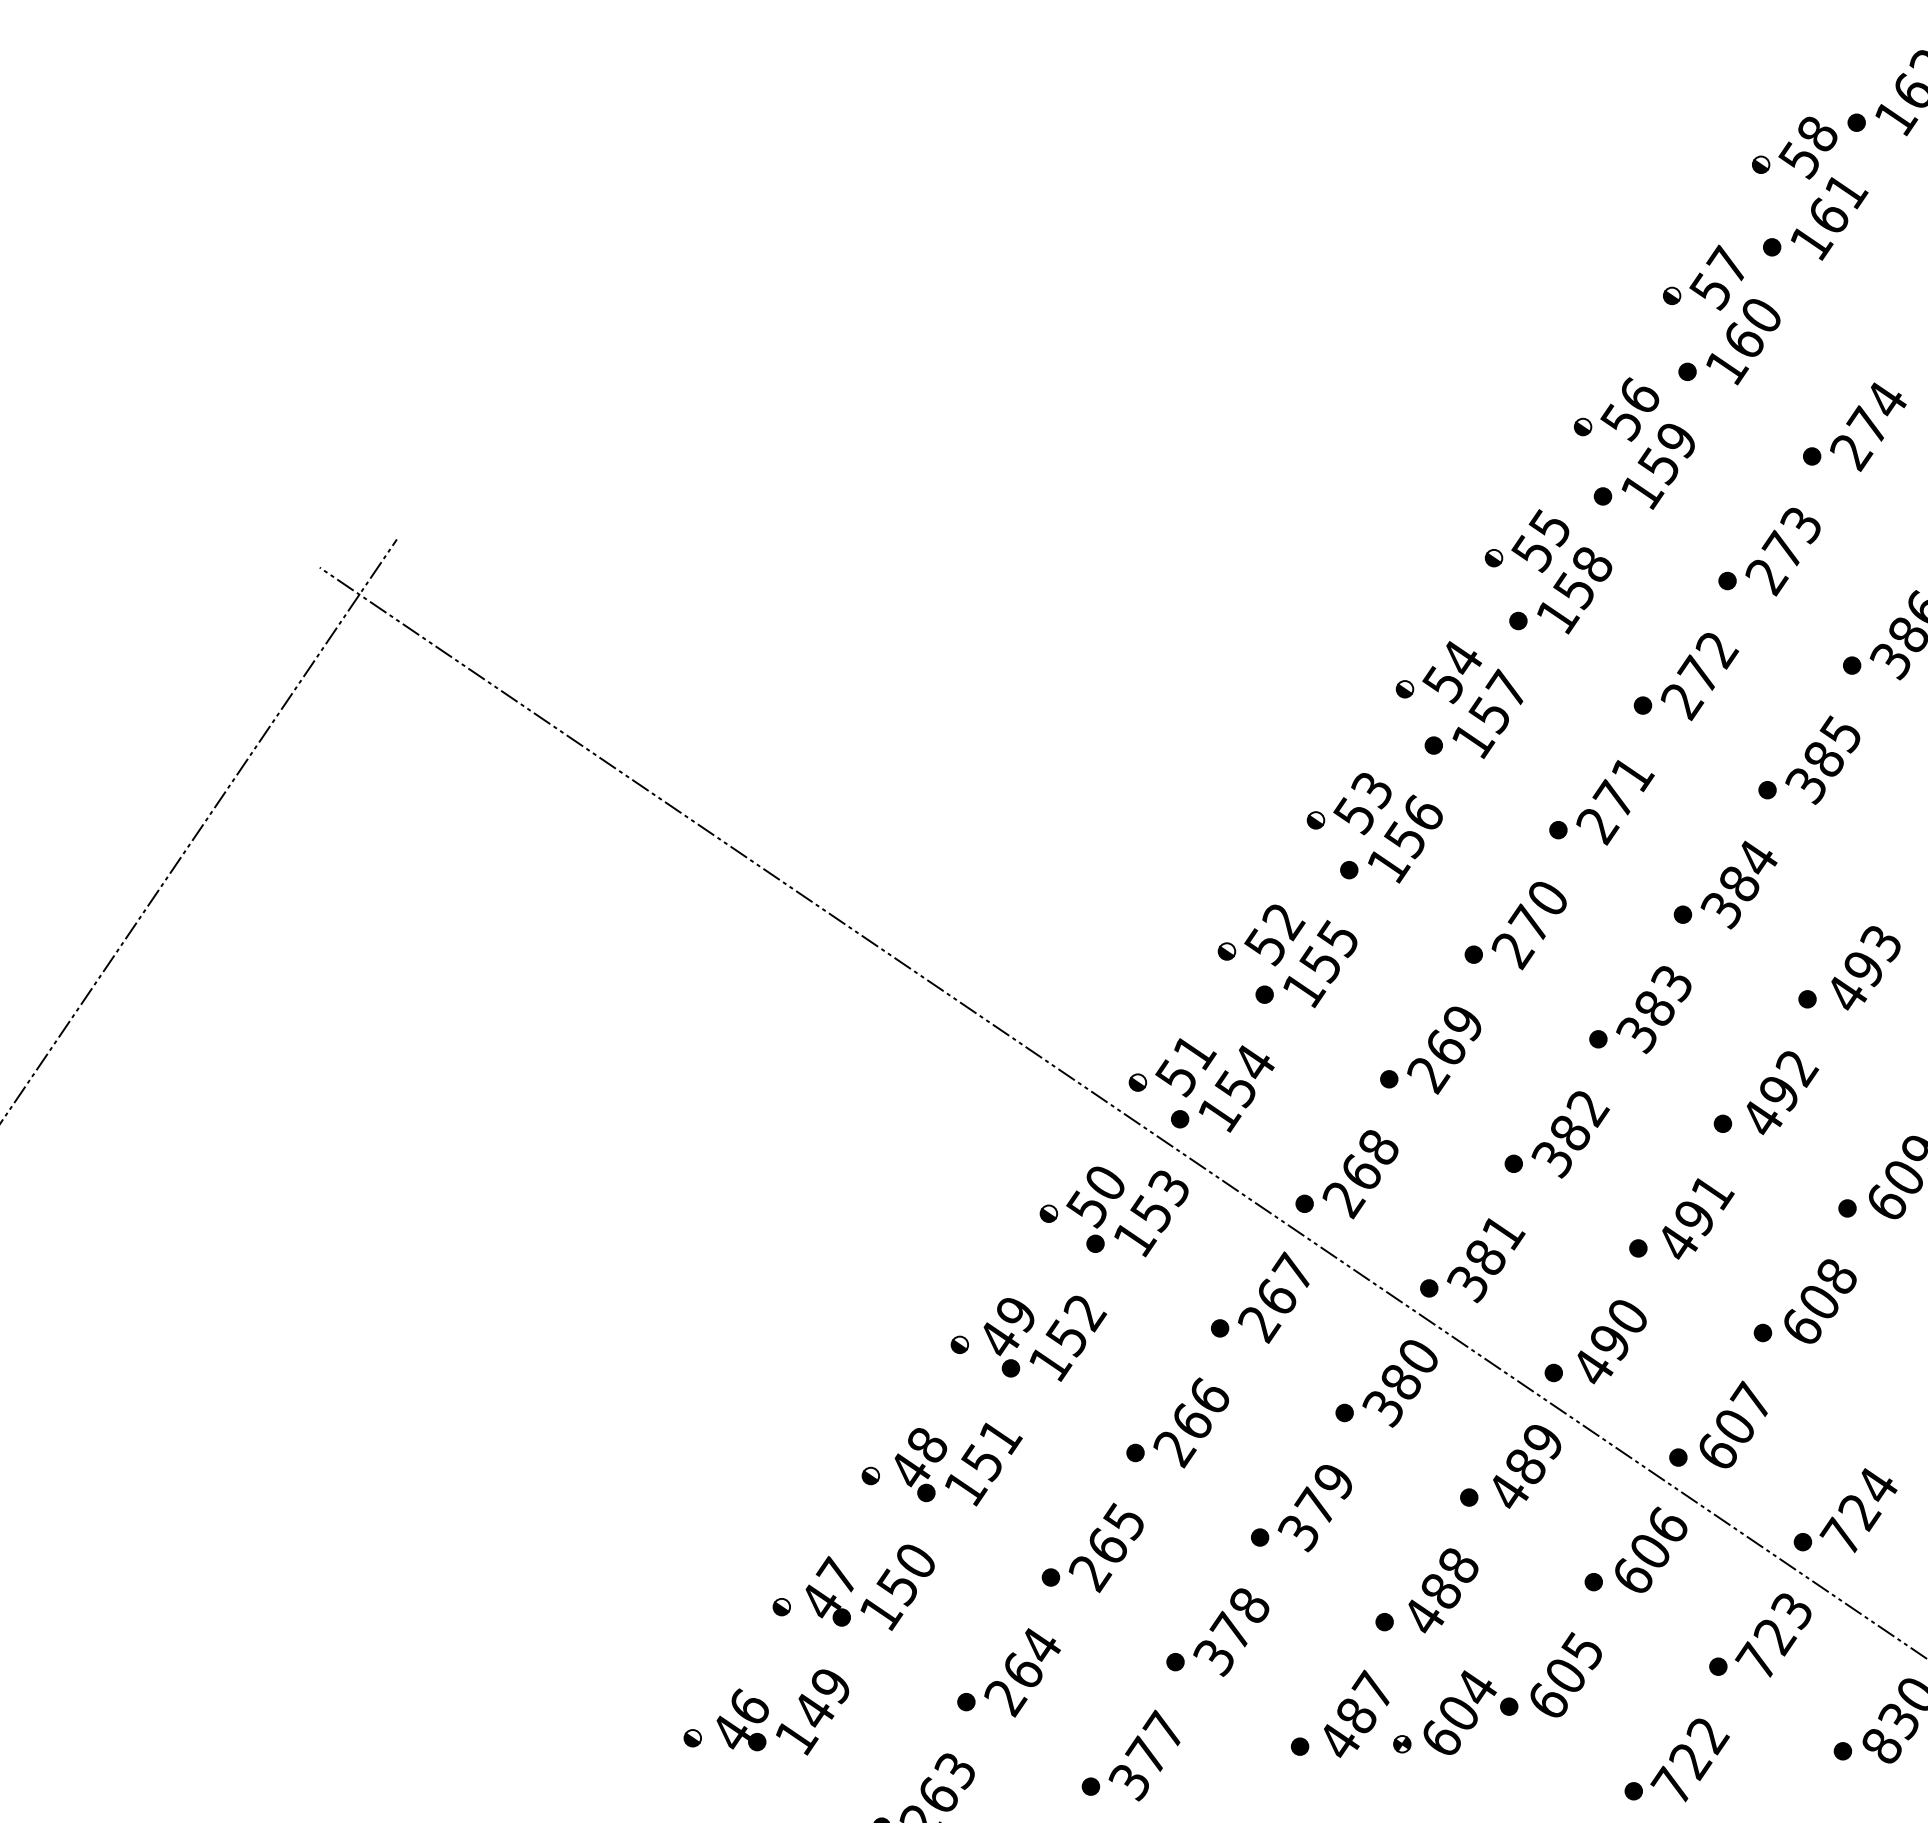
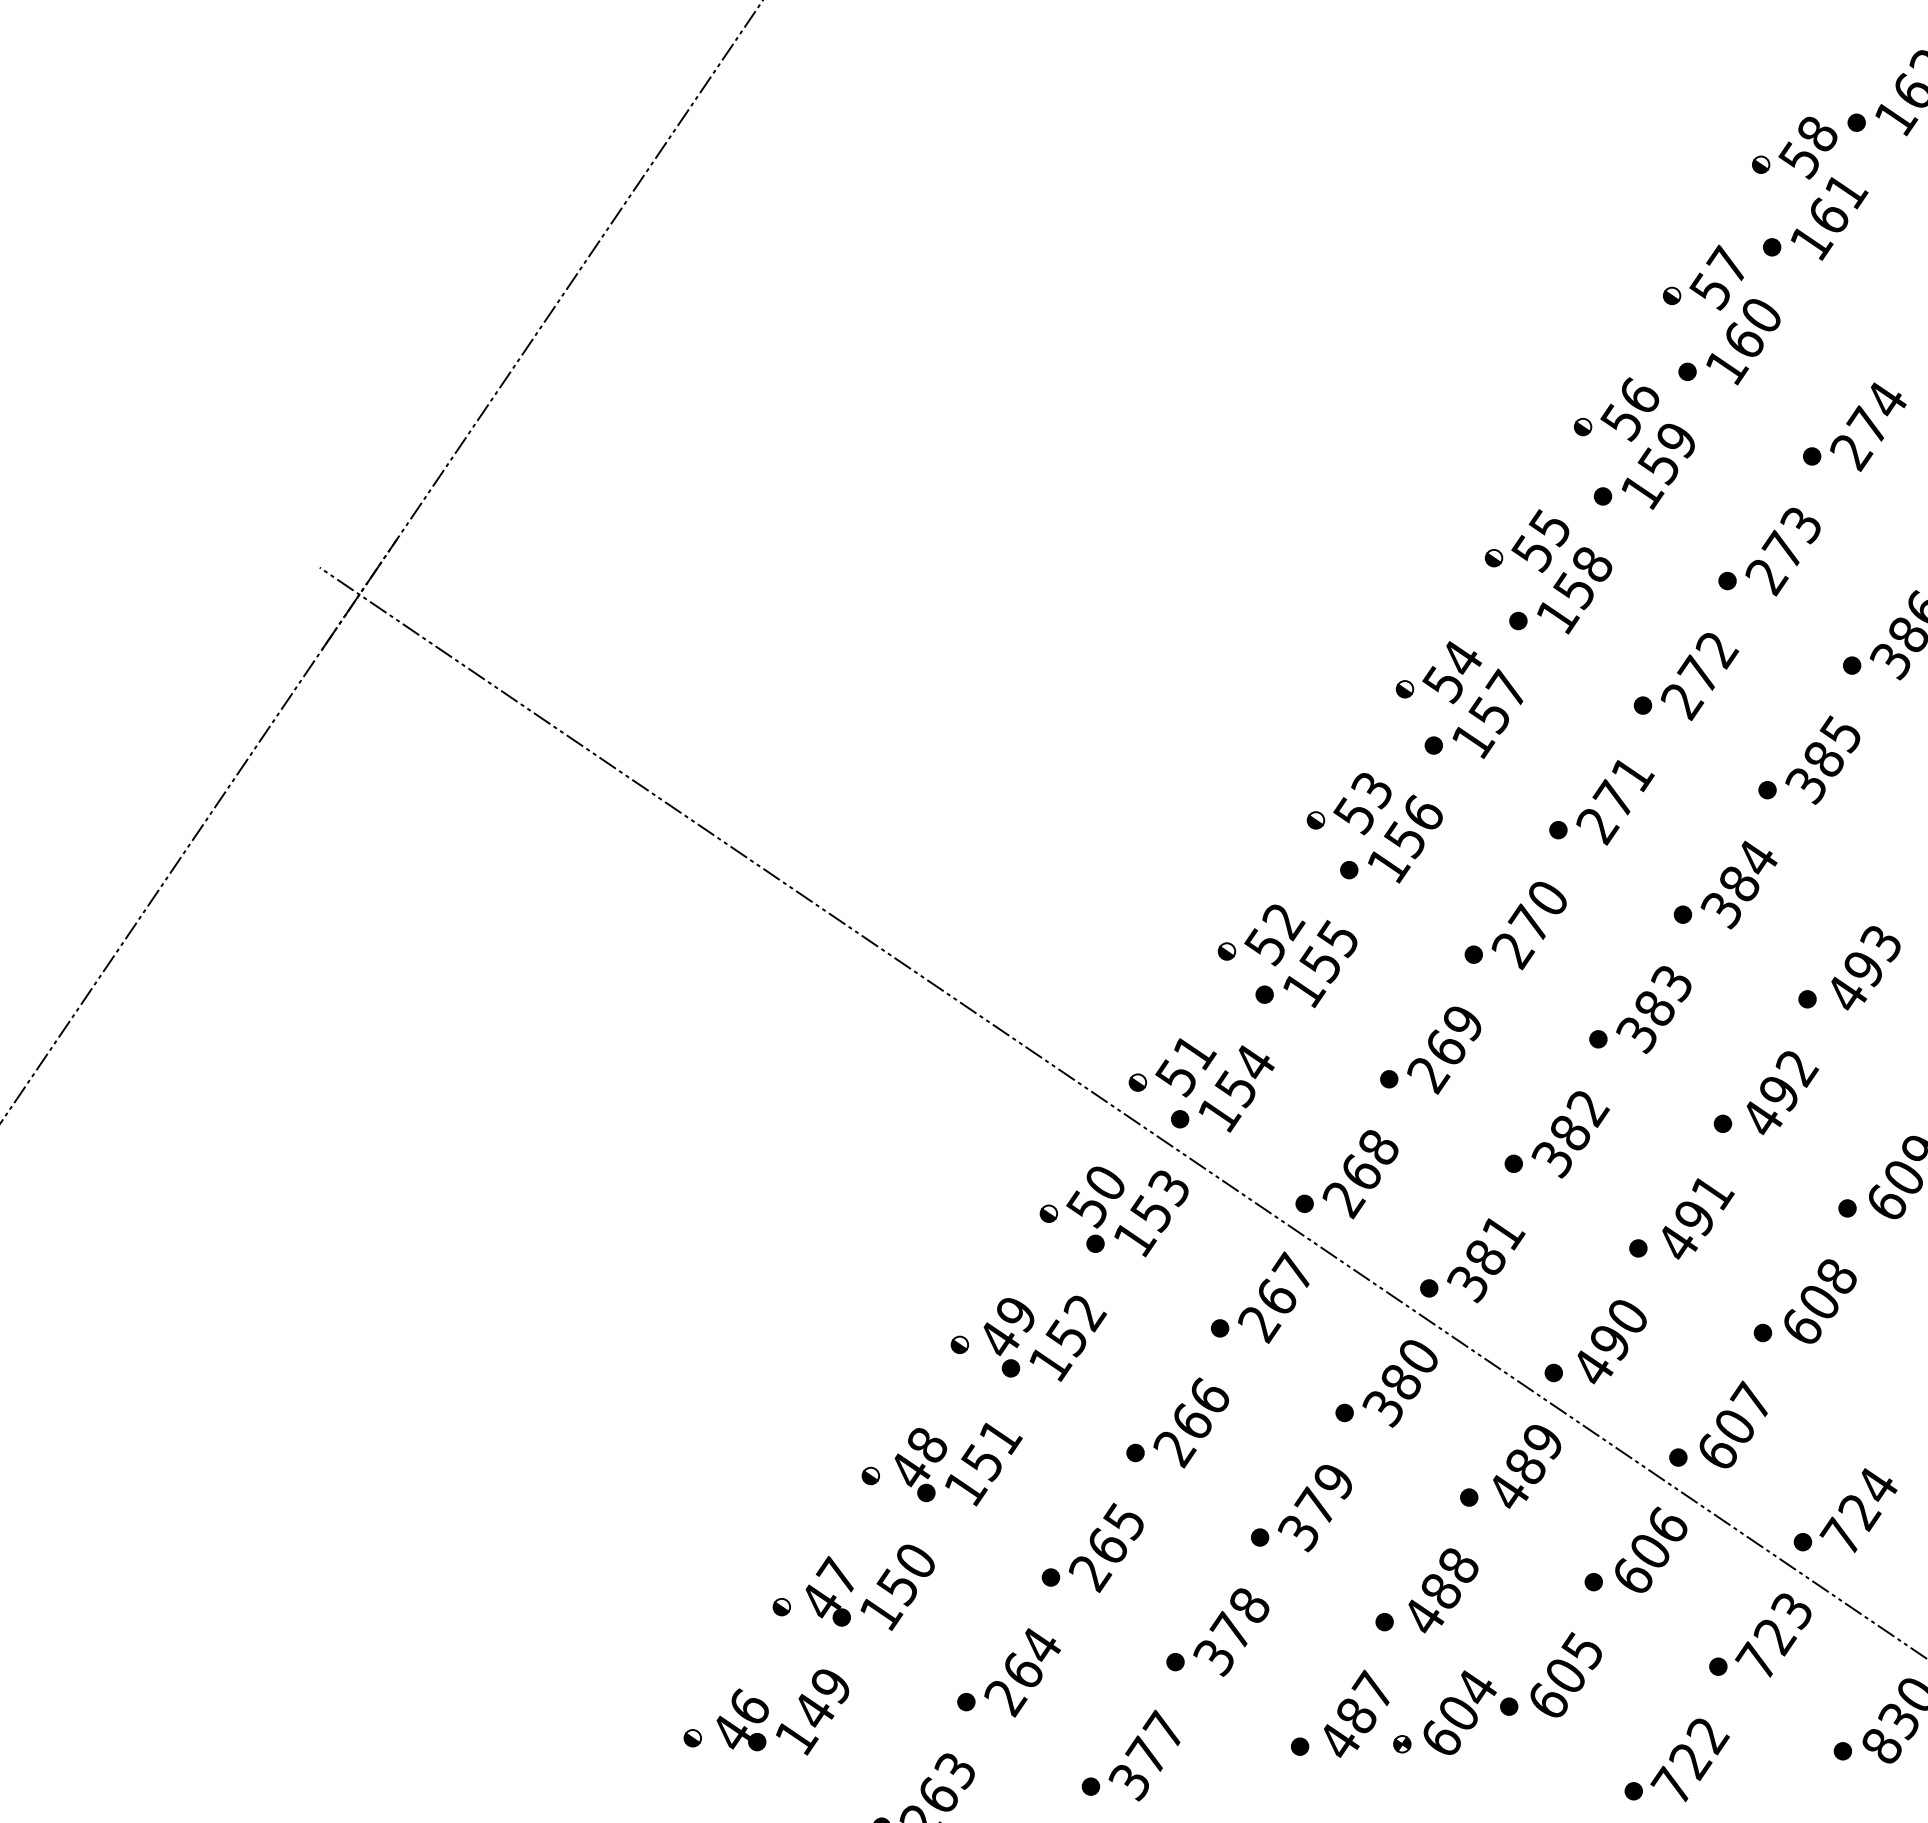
line: none -> present (541, 326)
